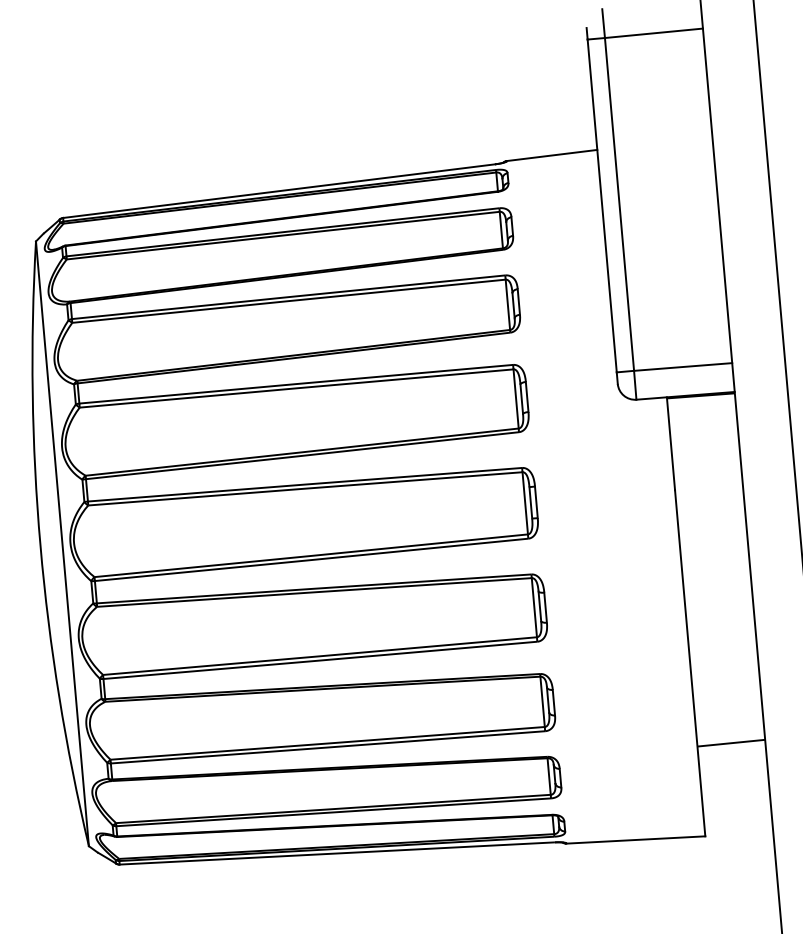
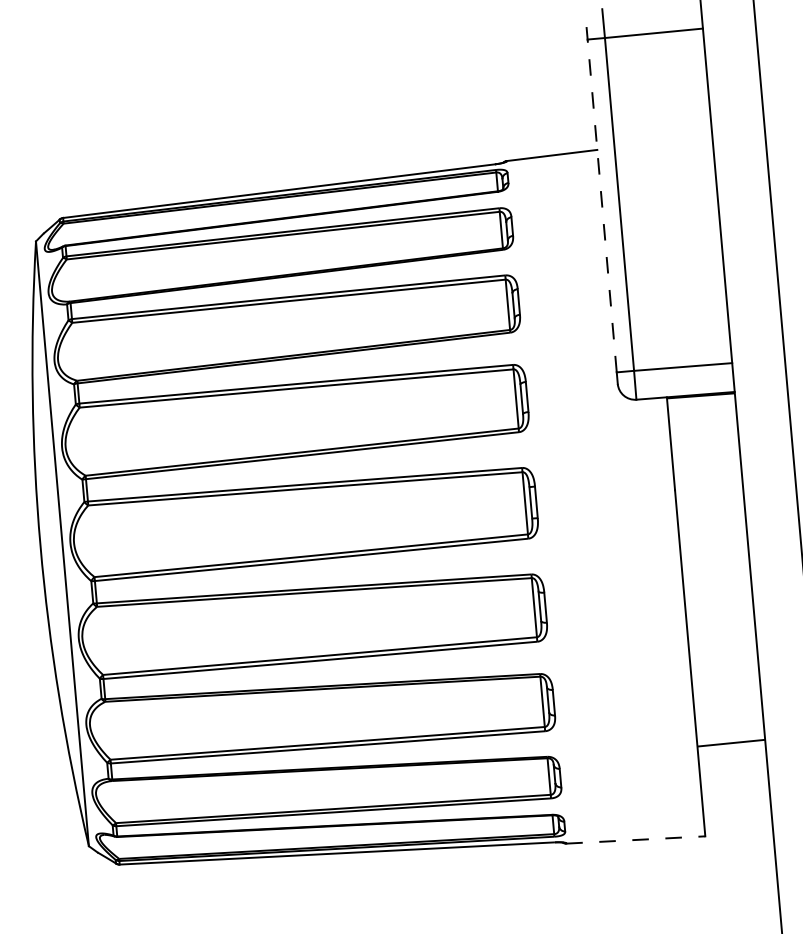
line: solid -> dashed (602, 205)
line: solid -> dashed (635, 839)
